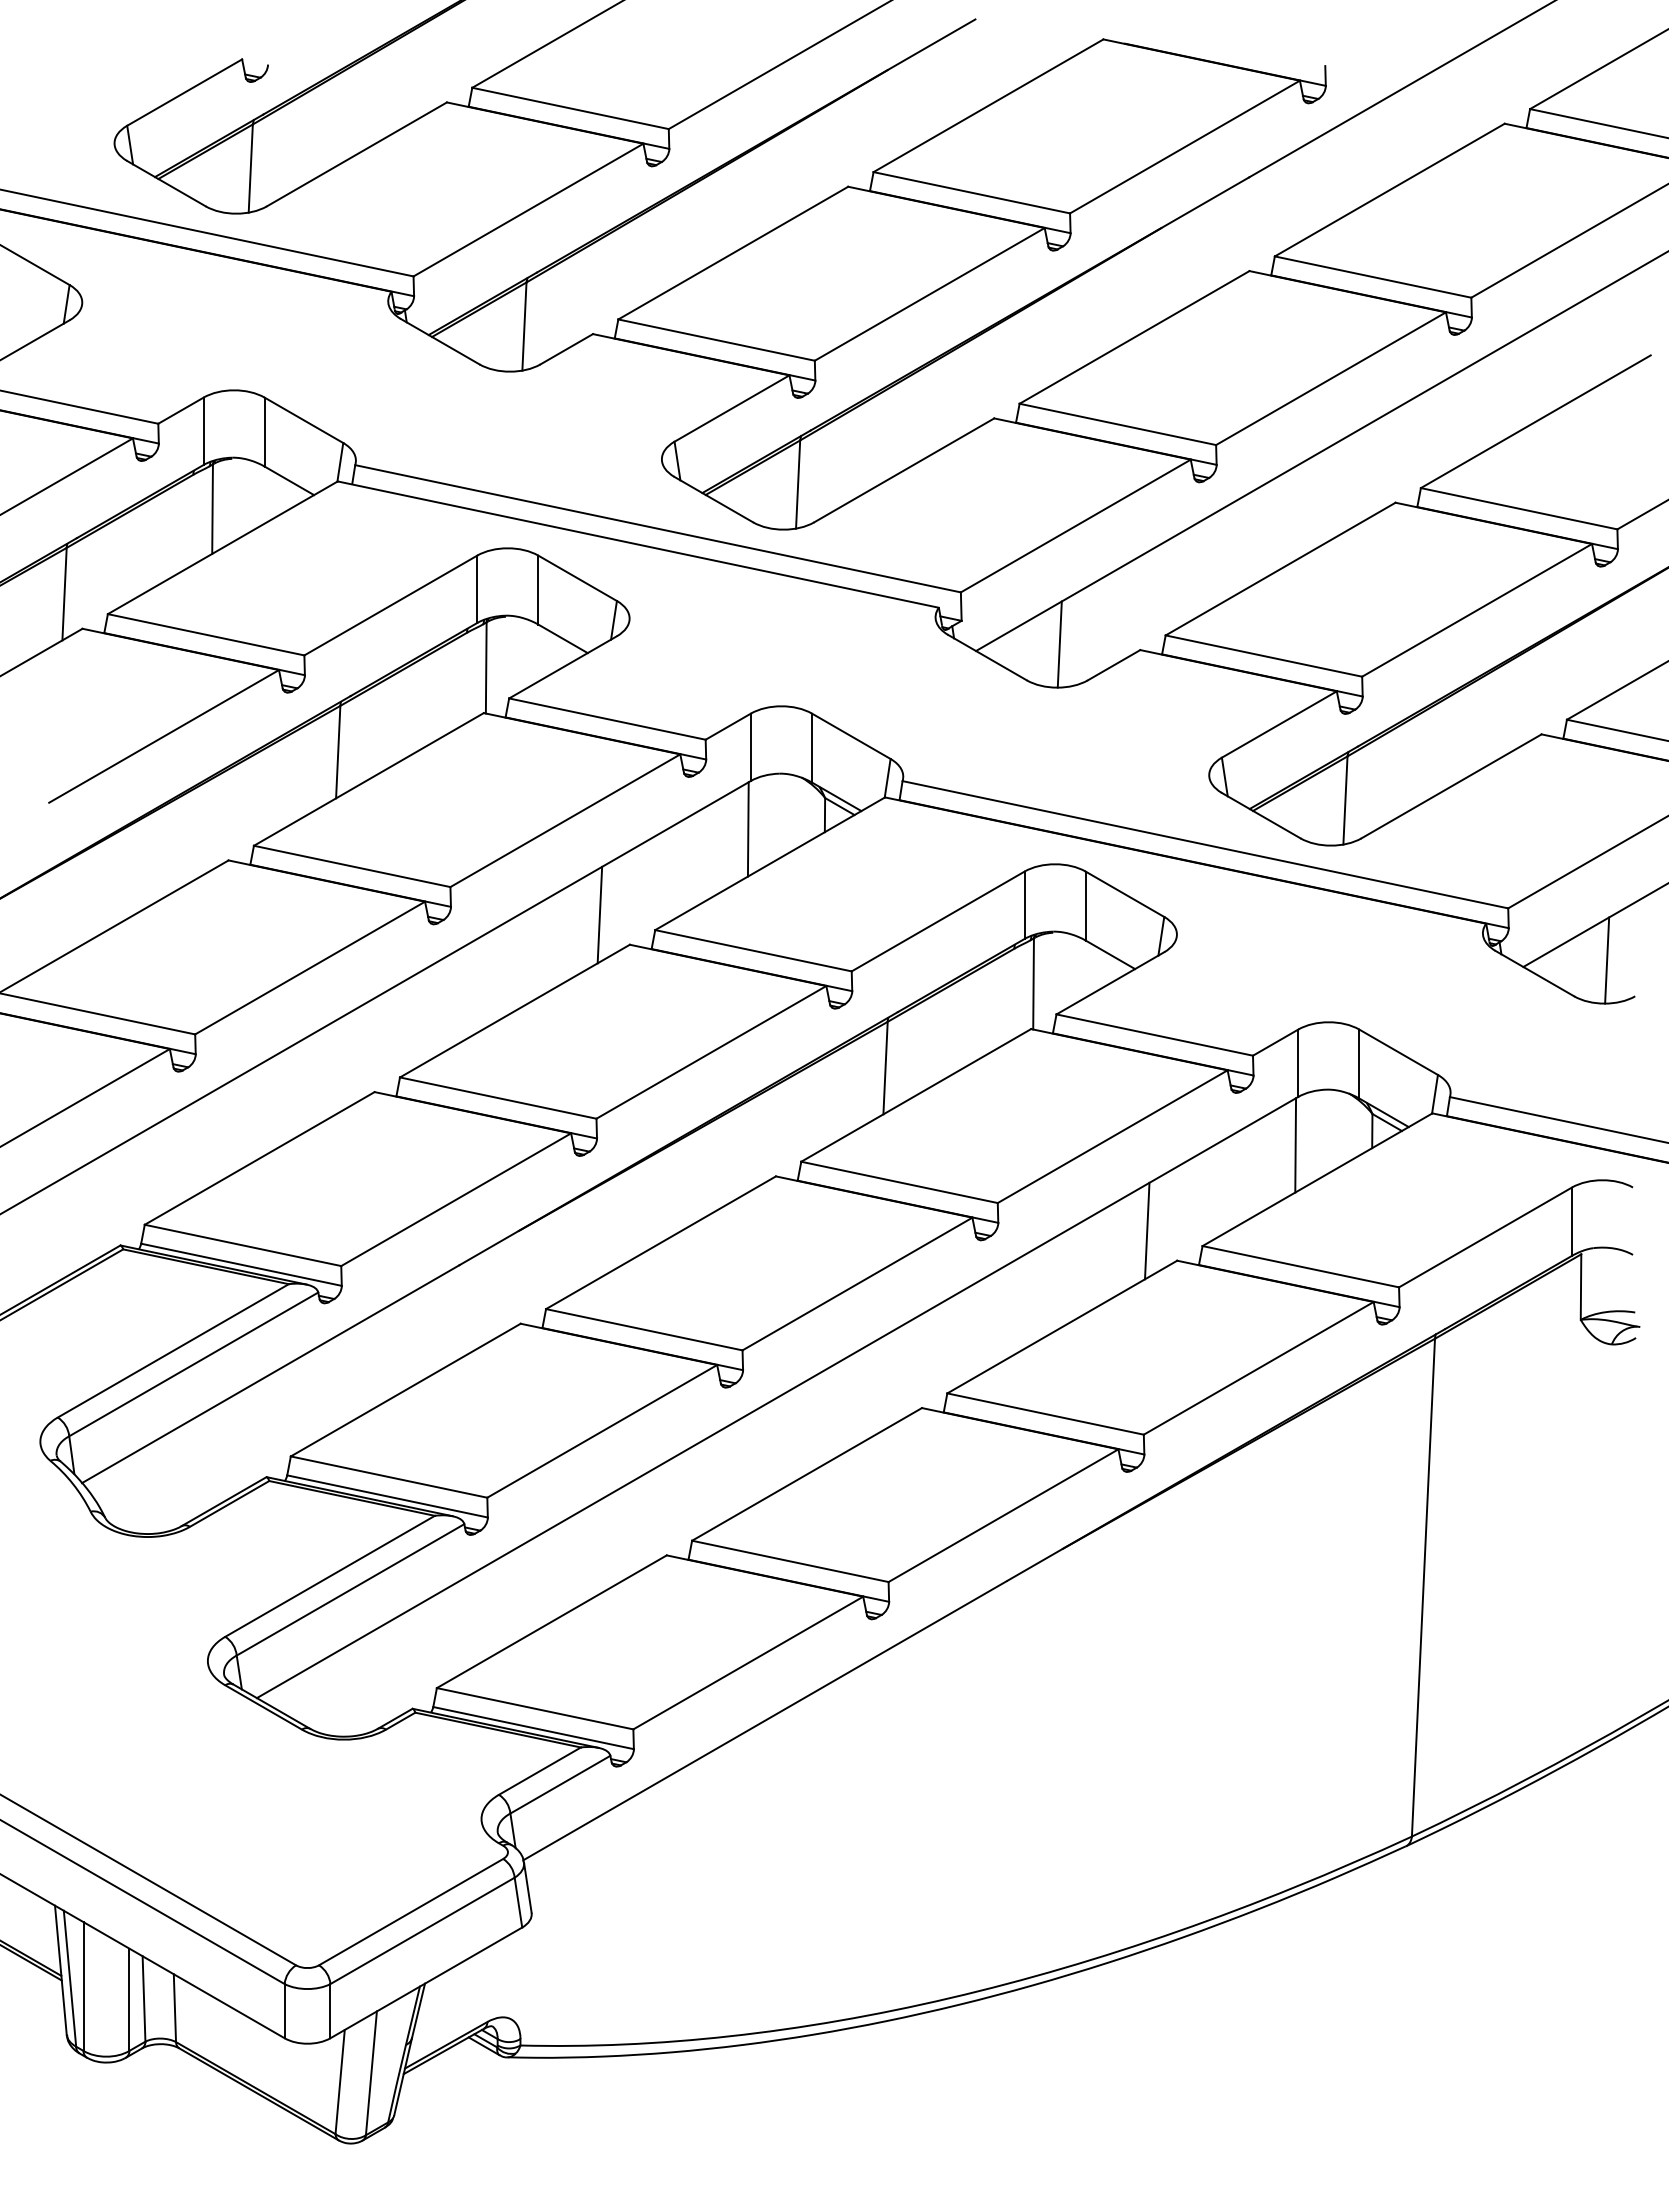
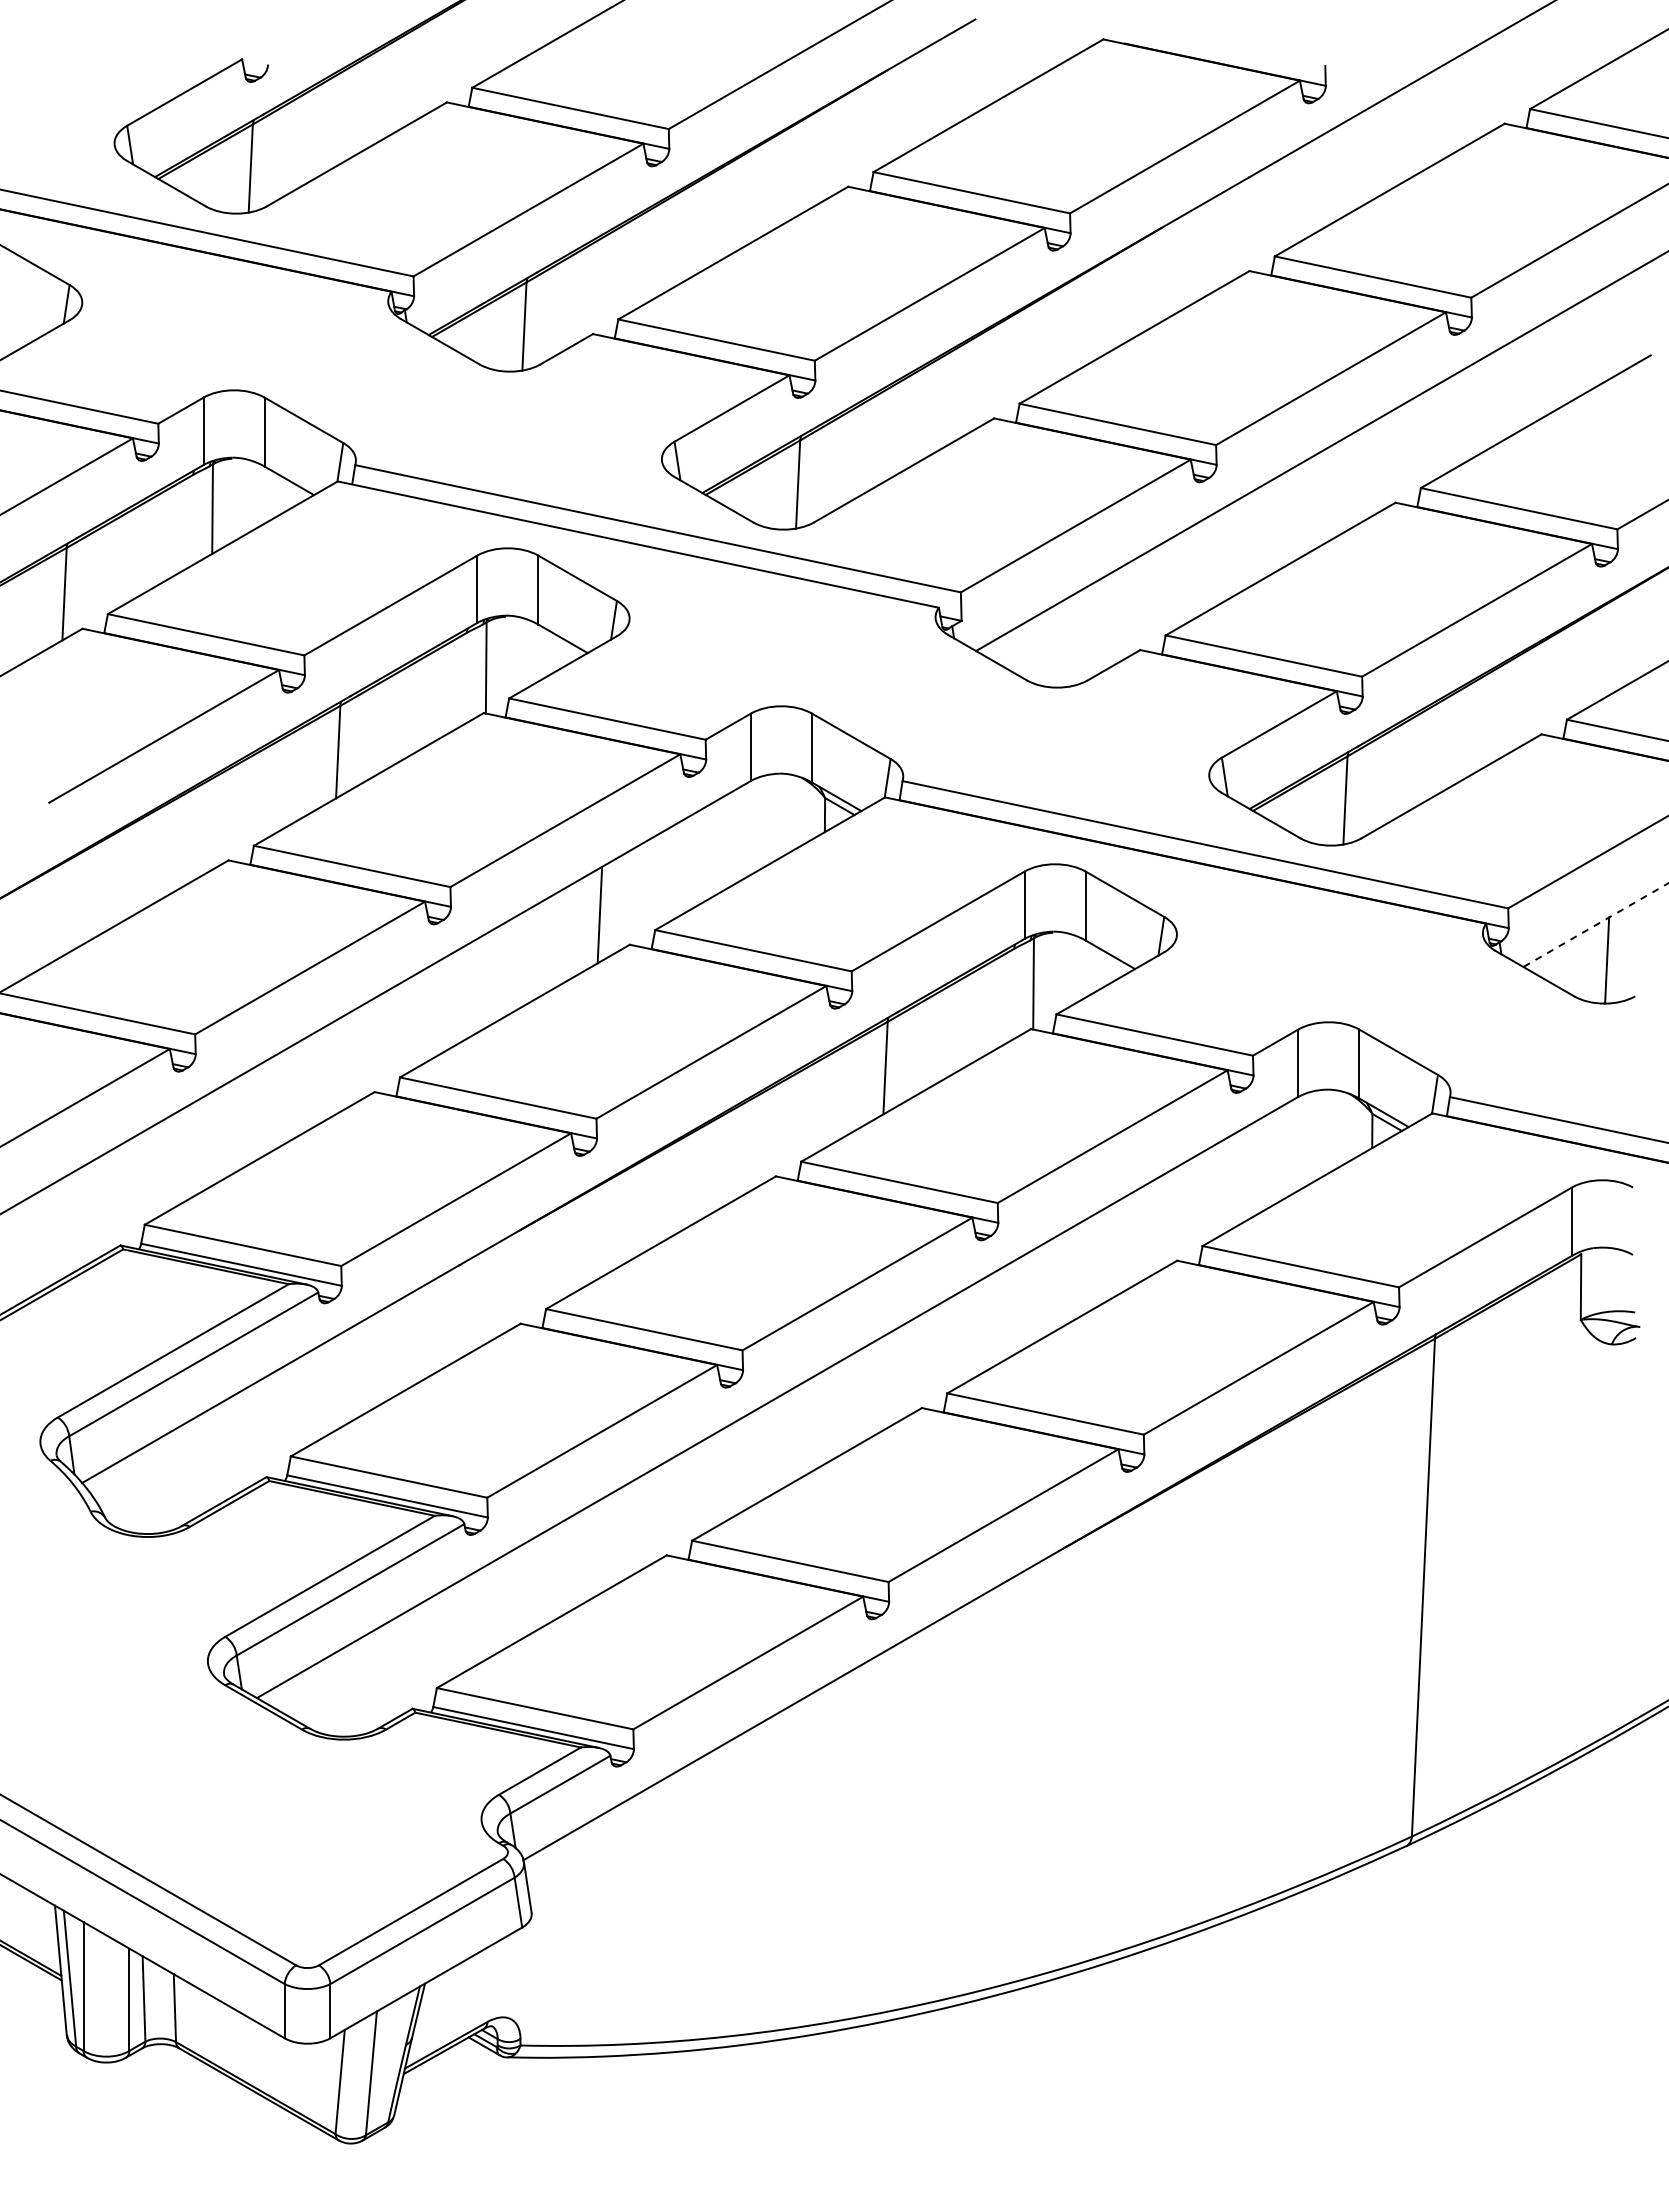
line: present -> none (1059, 644)
line: present -> none (747, 829)
line: solid -> dashed (1596, 925)
line: present -> none (1295, 1145)
line: present -> none (1147, 1230)
